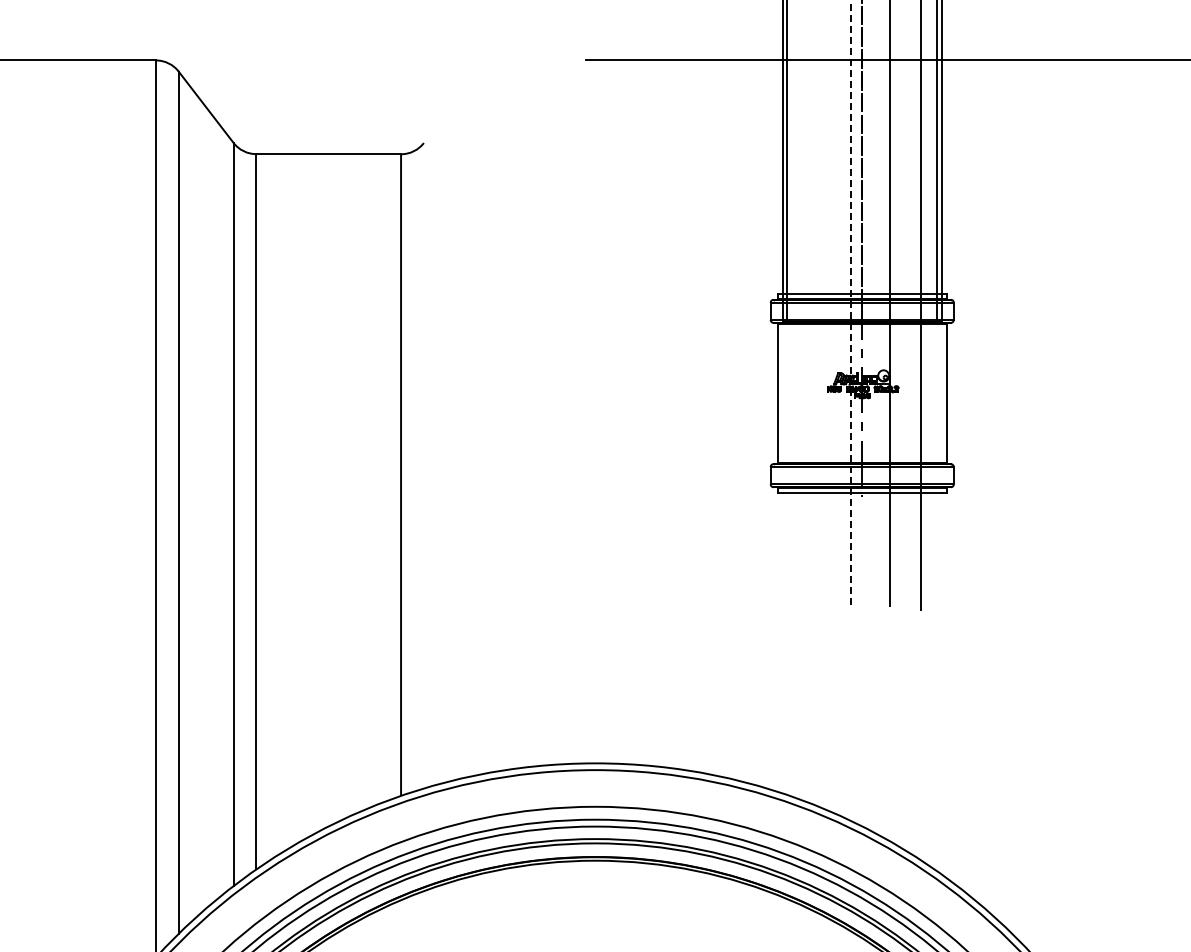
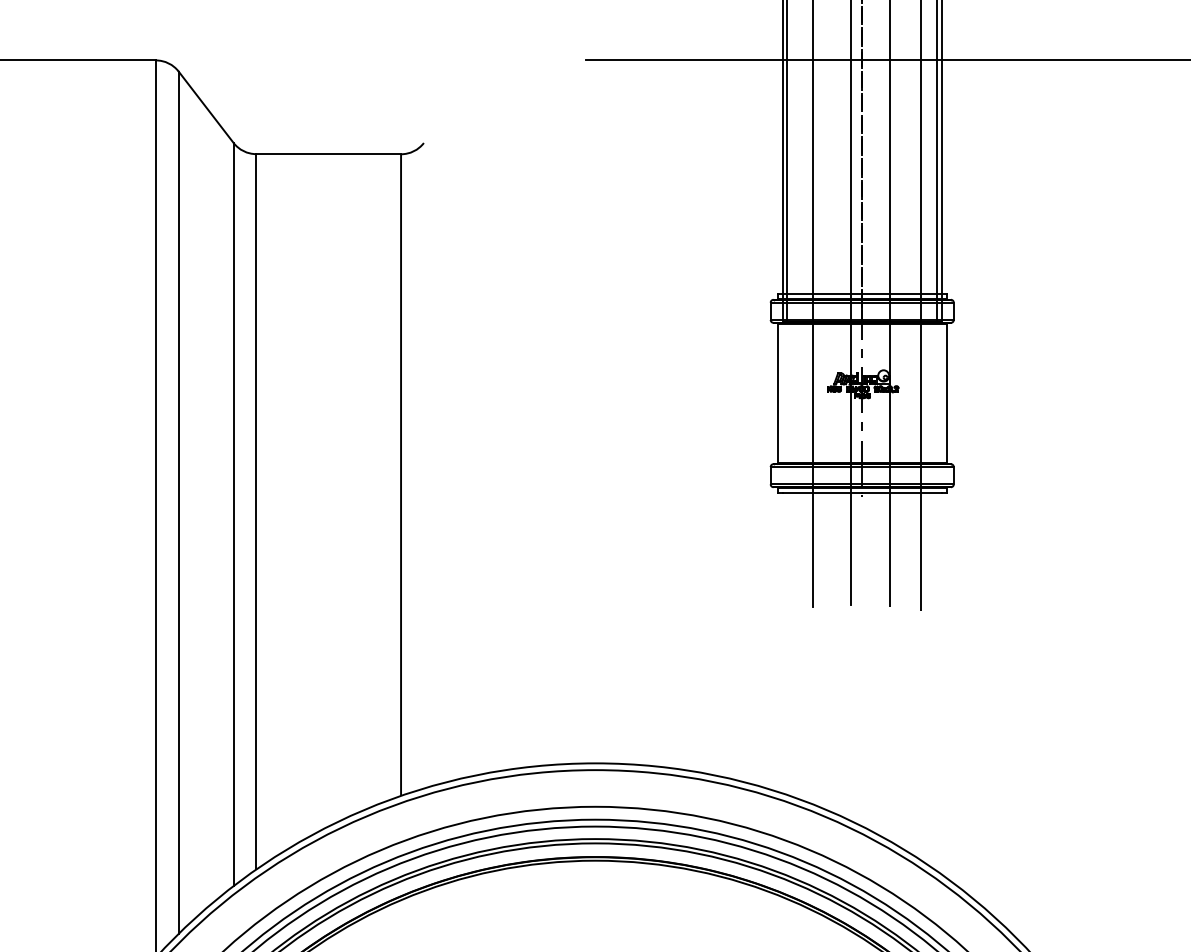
line: dashed -> solid (850, 302)
line: none -> present (812, 304)
